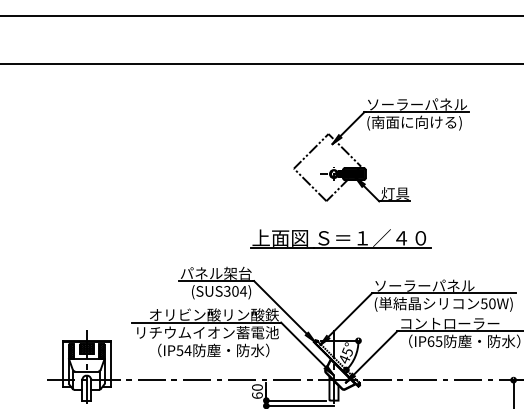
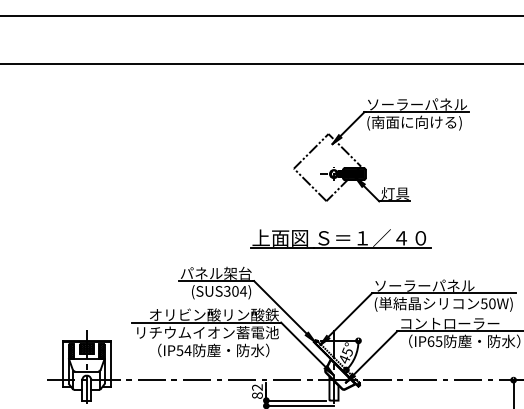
text: 60 -> 82 (257, 391)
